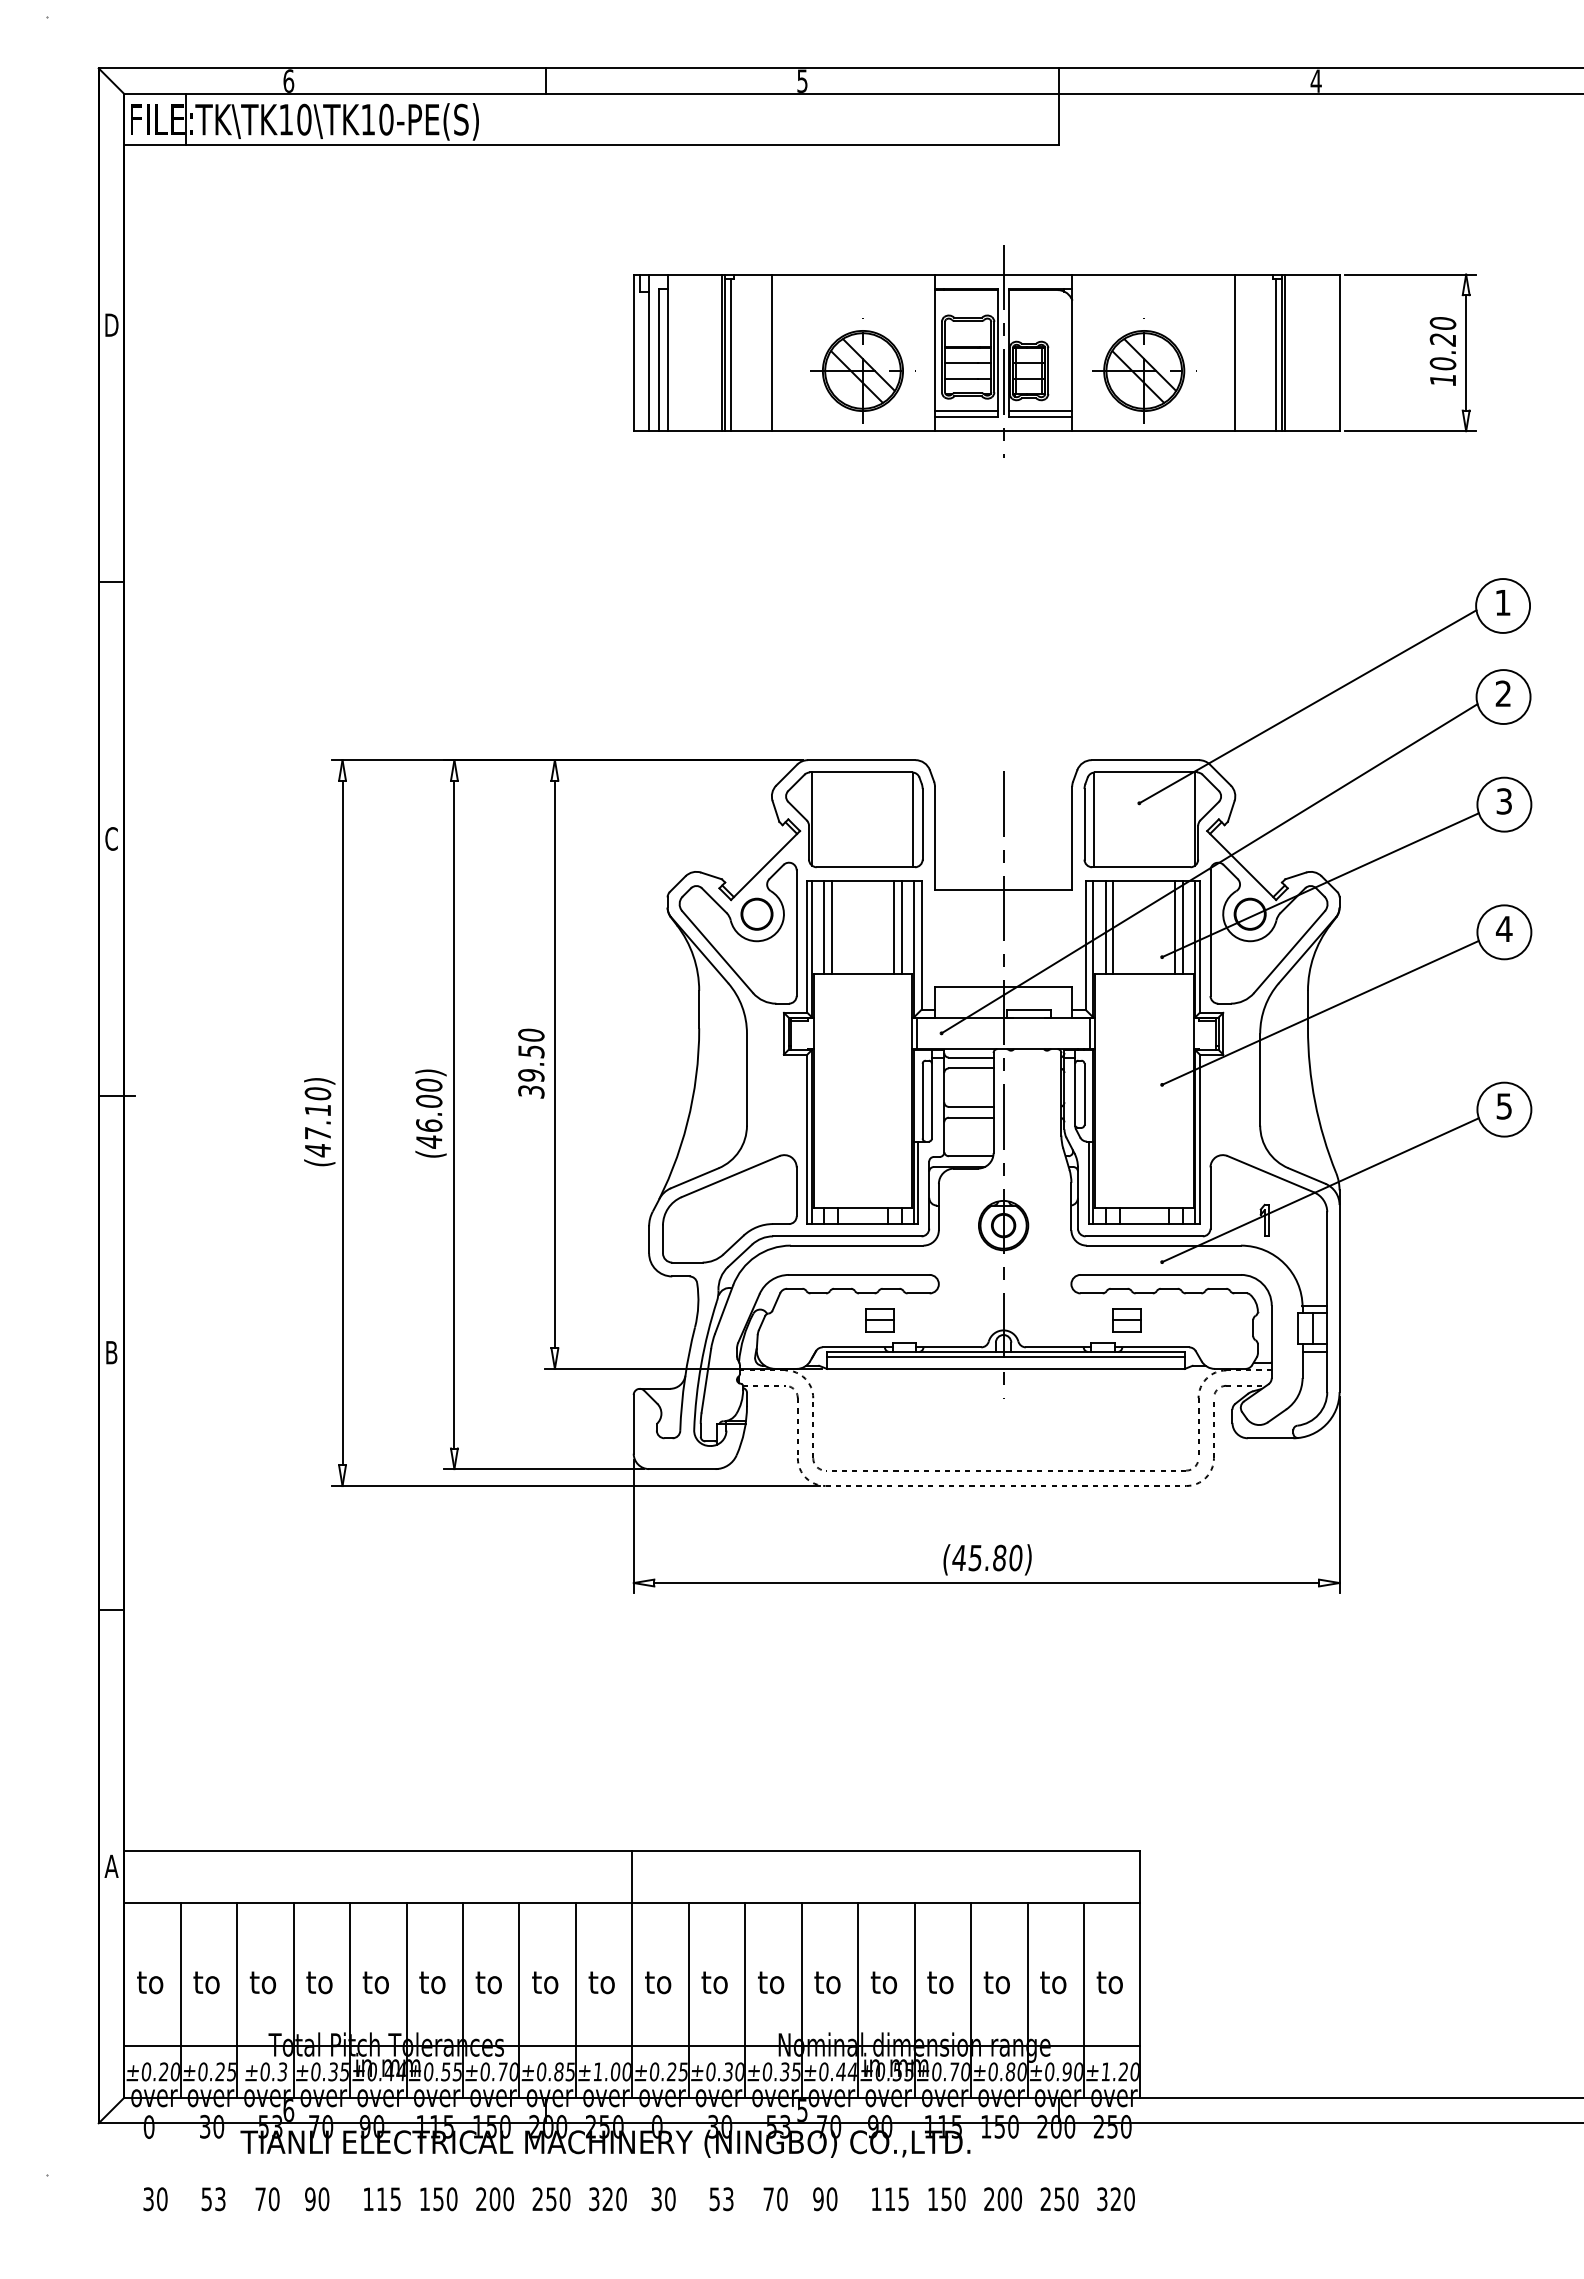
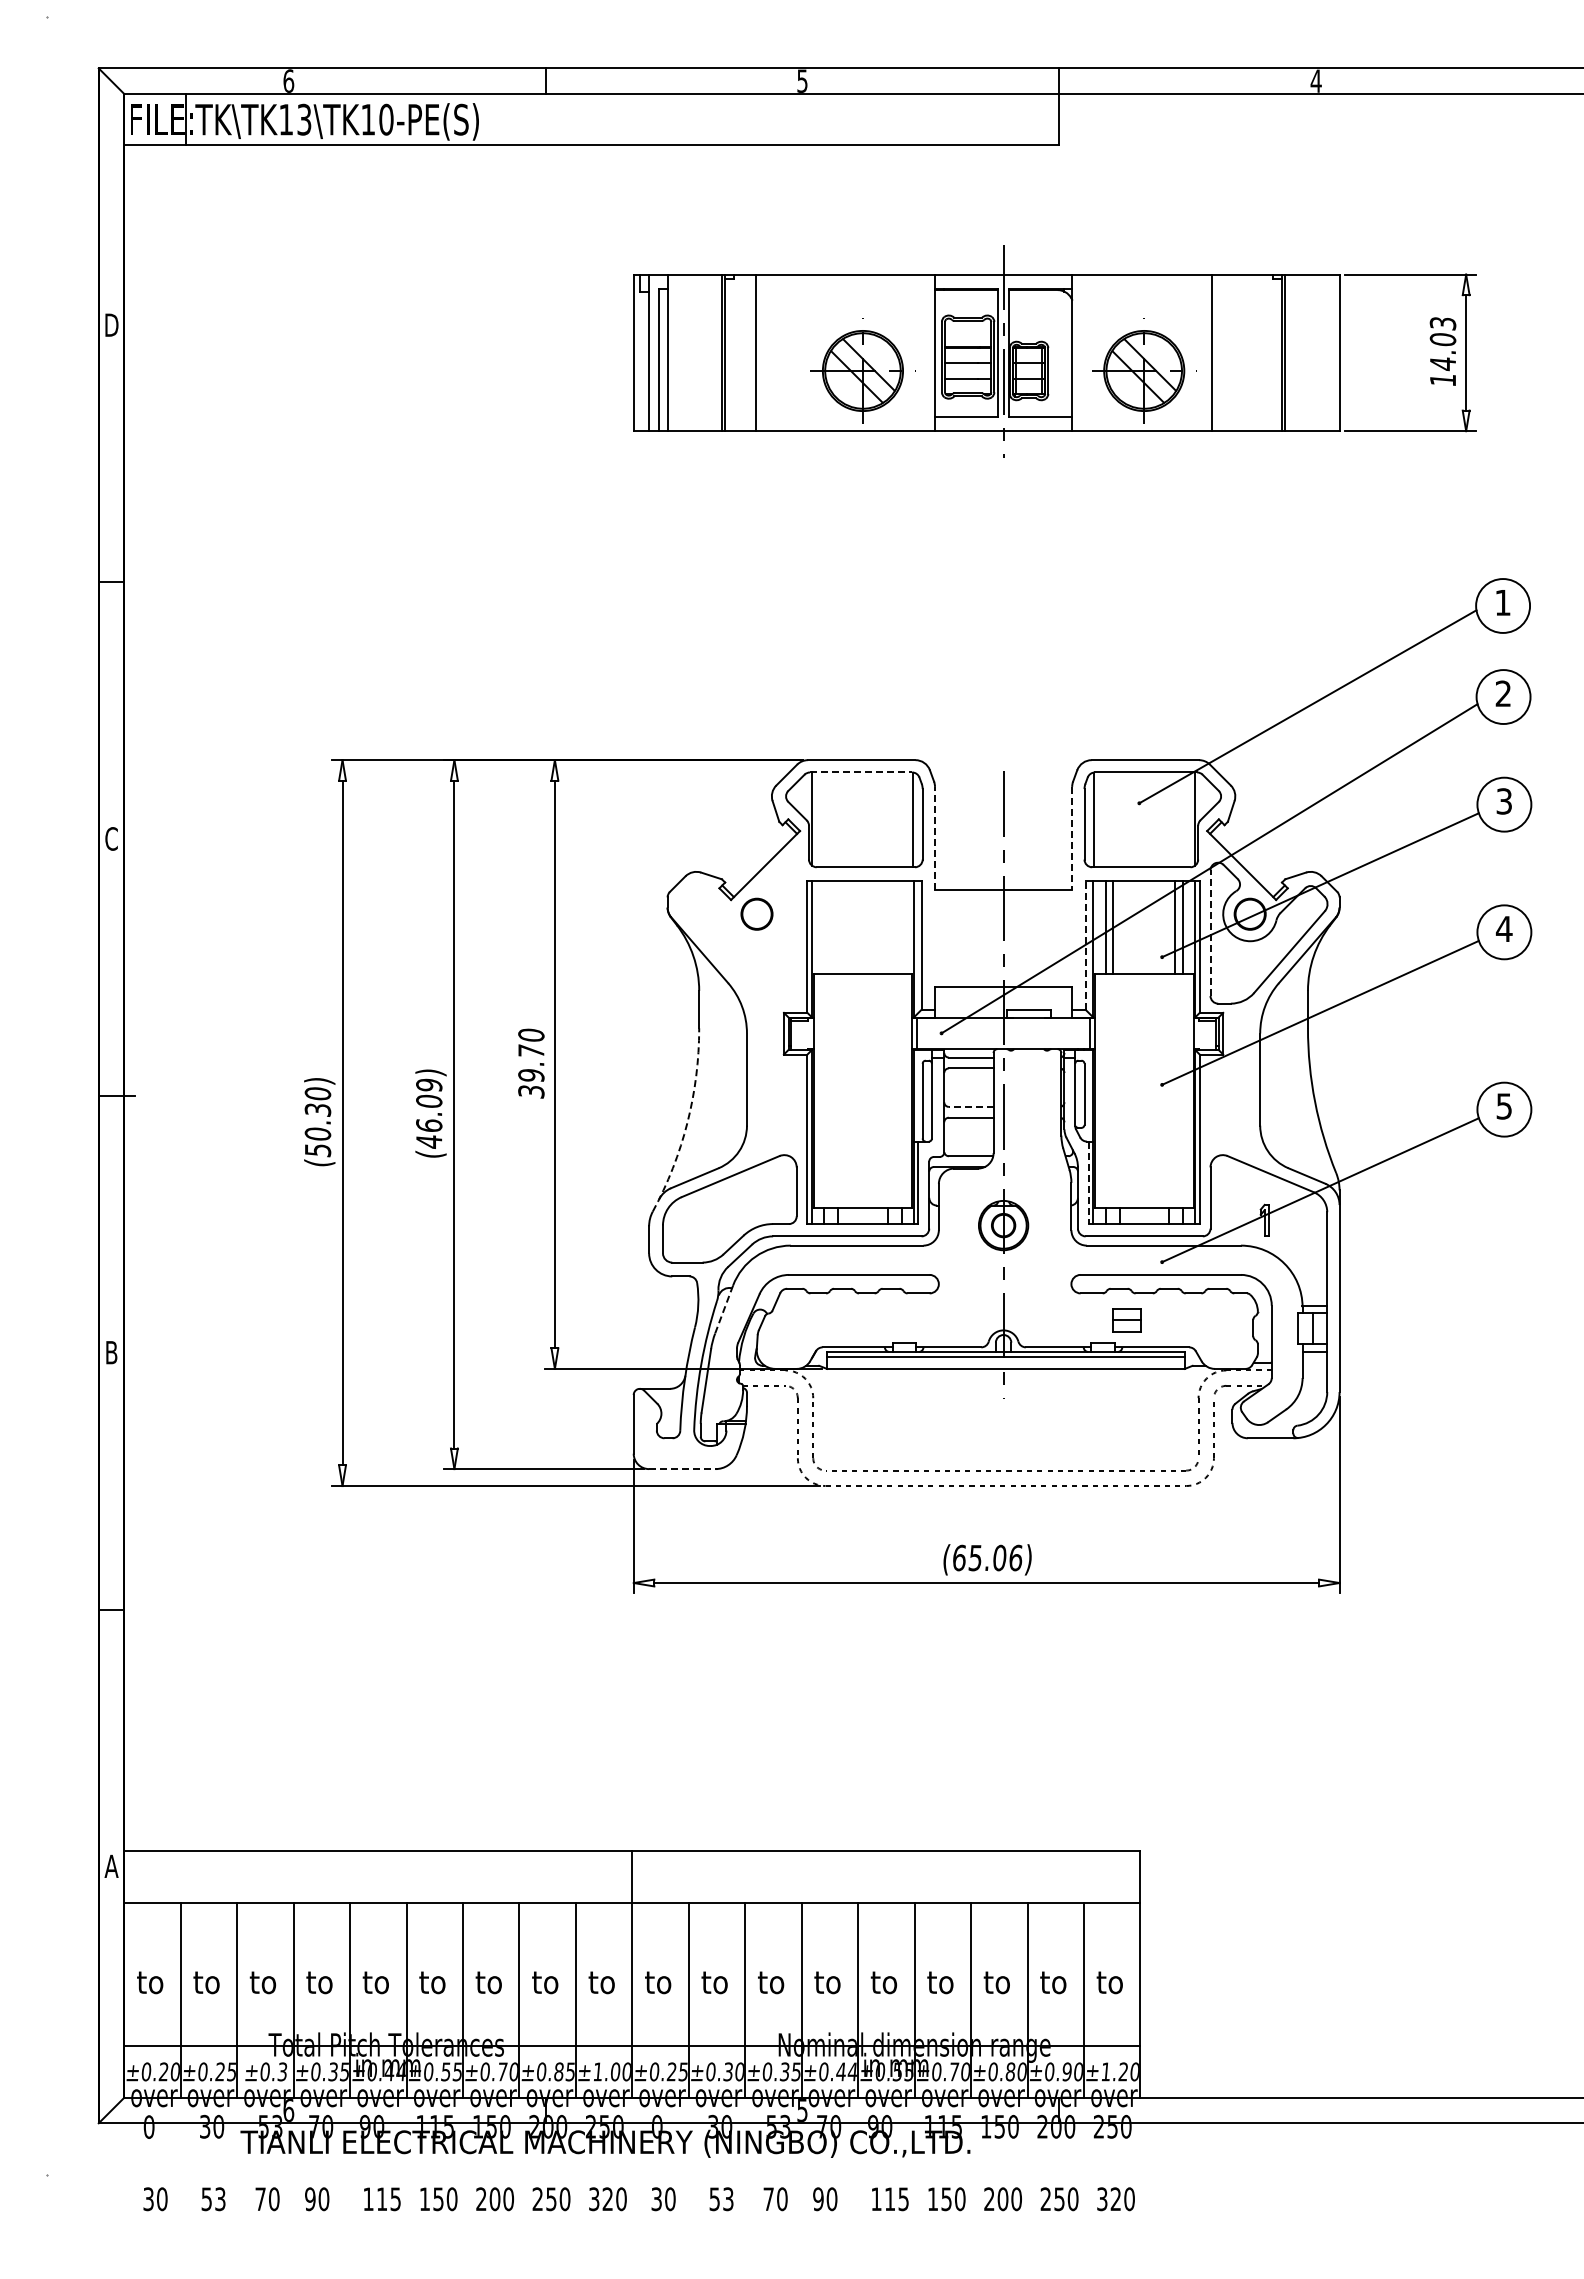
text: TK\TK10\TK10-PE(S) -> TK\TK13\TK10-PE(S) (304, 119)
text: 10.20 -> 14.03 (1442, 344)
line position: (771, 352) -> (755, 352) (755, 352)
line position: (1235, 352) -> (1212, 352) (1212, 352)
line: present -> none (731, 355)
line: present -> none (1276, 355)
line: present -> none (966, 411)
line: present -> none (1040, 411)
line: solid -> dashed (861, 772)
line: solid -> dashed (935, 837)
line: solid -> dashed (1072, 838)
line: present -> none (824, 927)
line: present -> none (832, 927)
line: present -> none (893, 927)
line: present -> none (901, 927)
part: present -> none (737, 932)
line: solid -> dashed (1210, 933)
line: solid -> dashed (1085, 944)
text: 39.50 -> 39.70 (531, 1051)
text: (46.00) -> (46.09) (429, 1084)
line: solid -> dashed (970, 1106)
arc: solid -> dashed (687, 1122)
text: (47.10) -> (50.30) (317, 1130)
line: solid -> dashed (1088, 1183)
line: solid -> dashed (724, 1309)
part: present -> none (879, 1320)
line: solid -> dashed (683, 1469)
text: (45.80) -> (65.06) (987, 1557)
